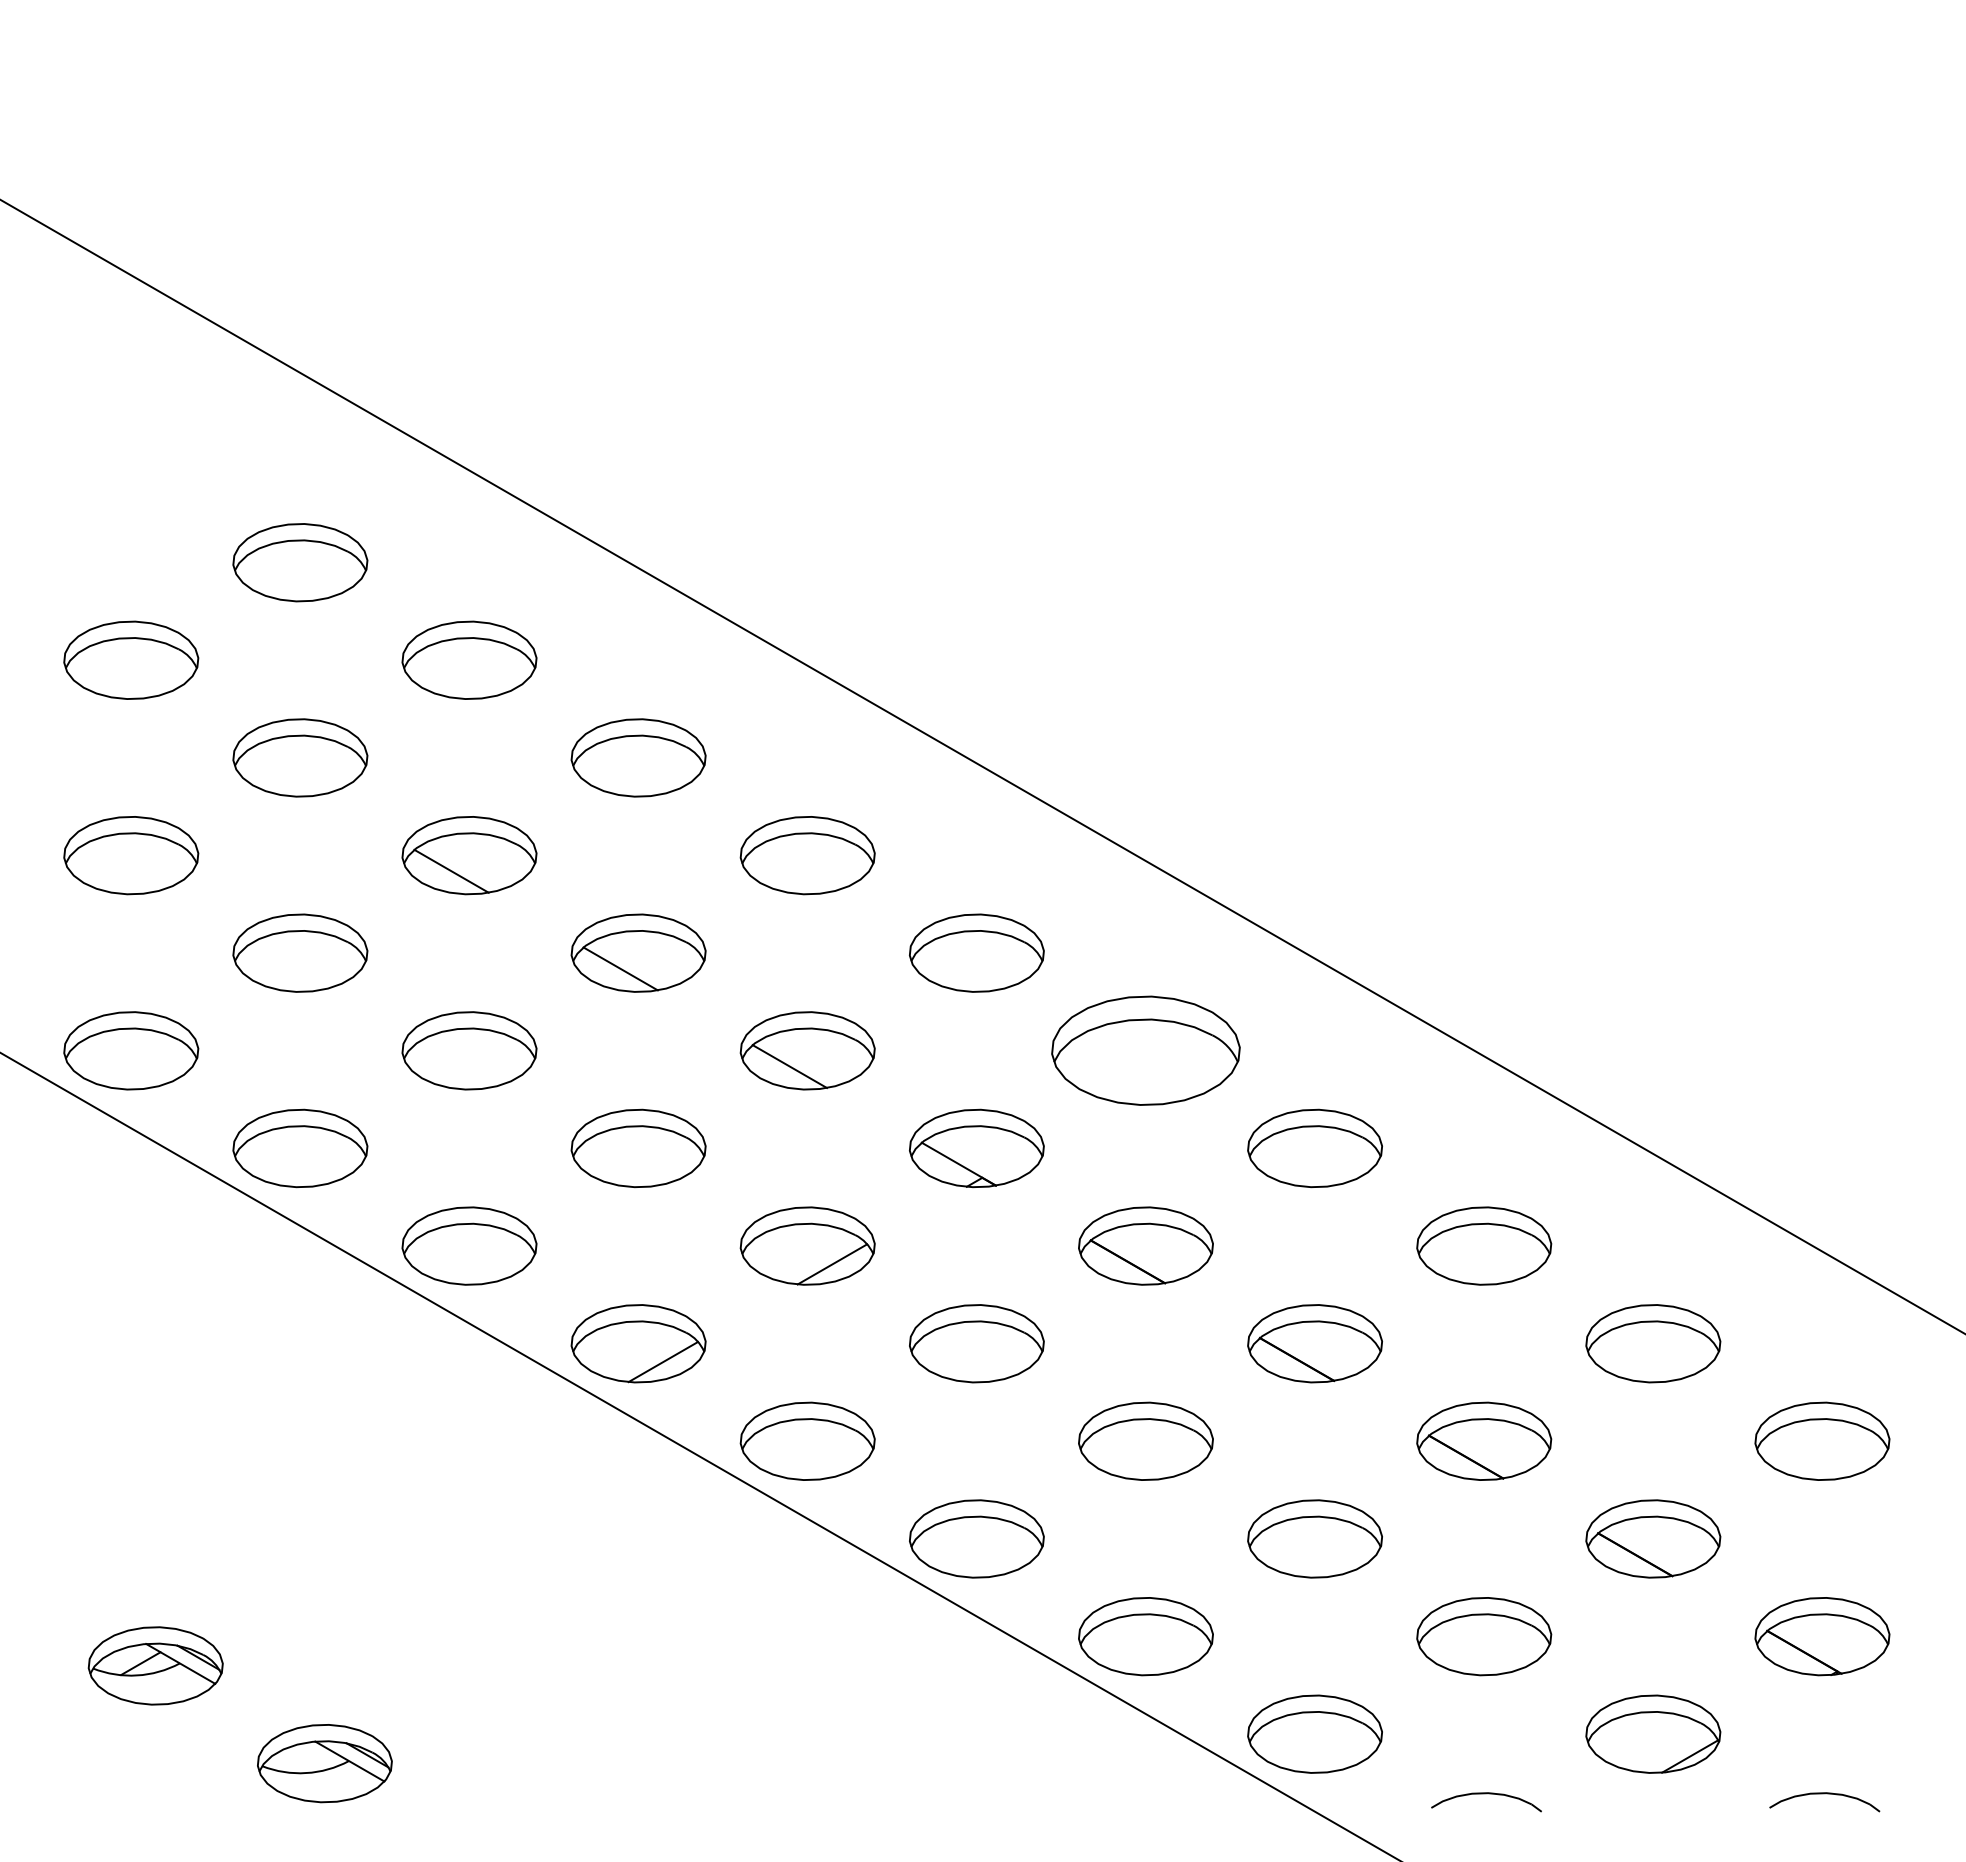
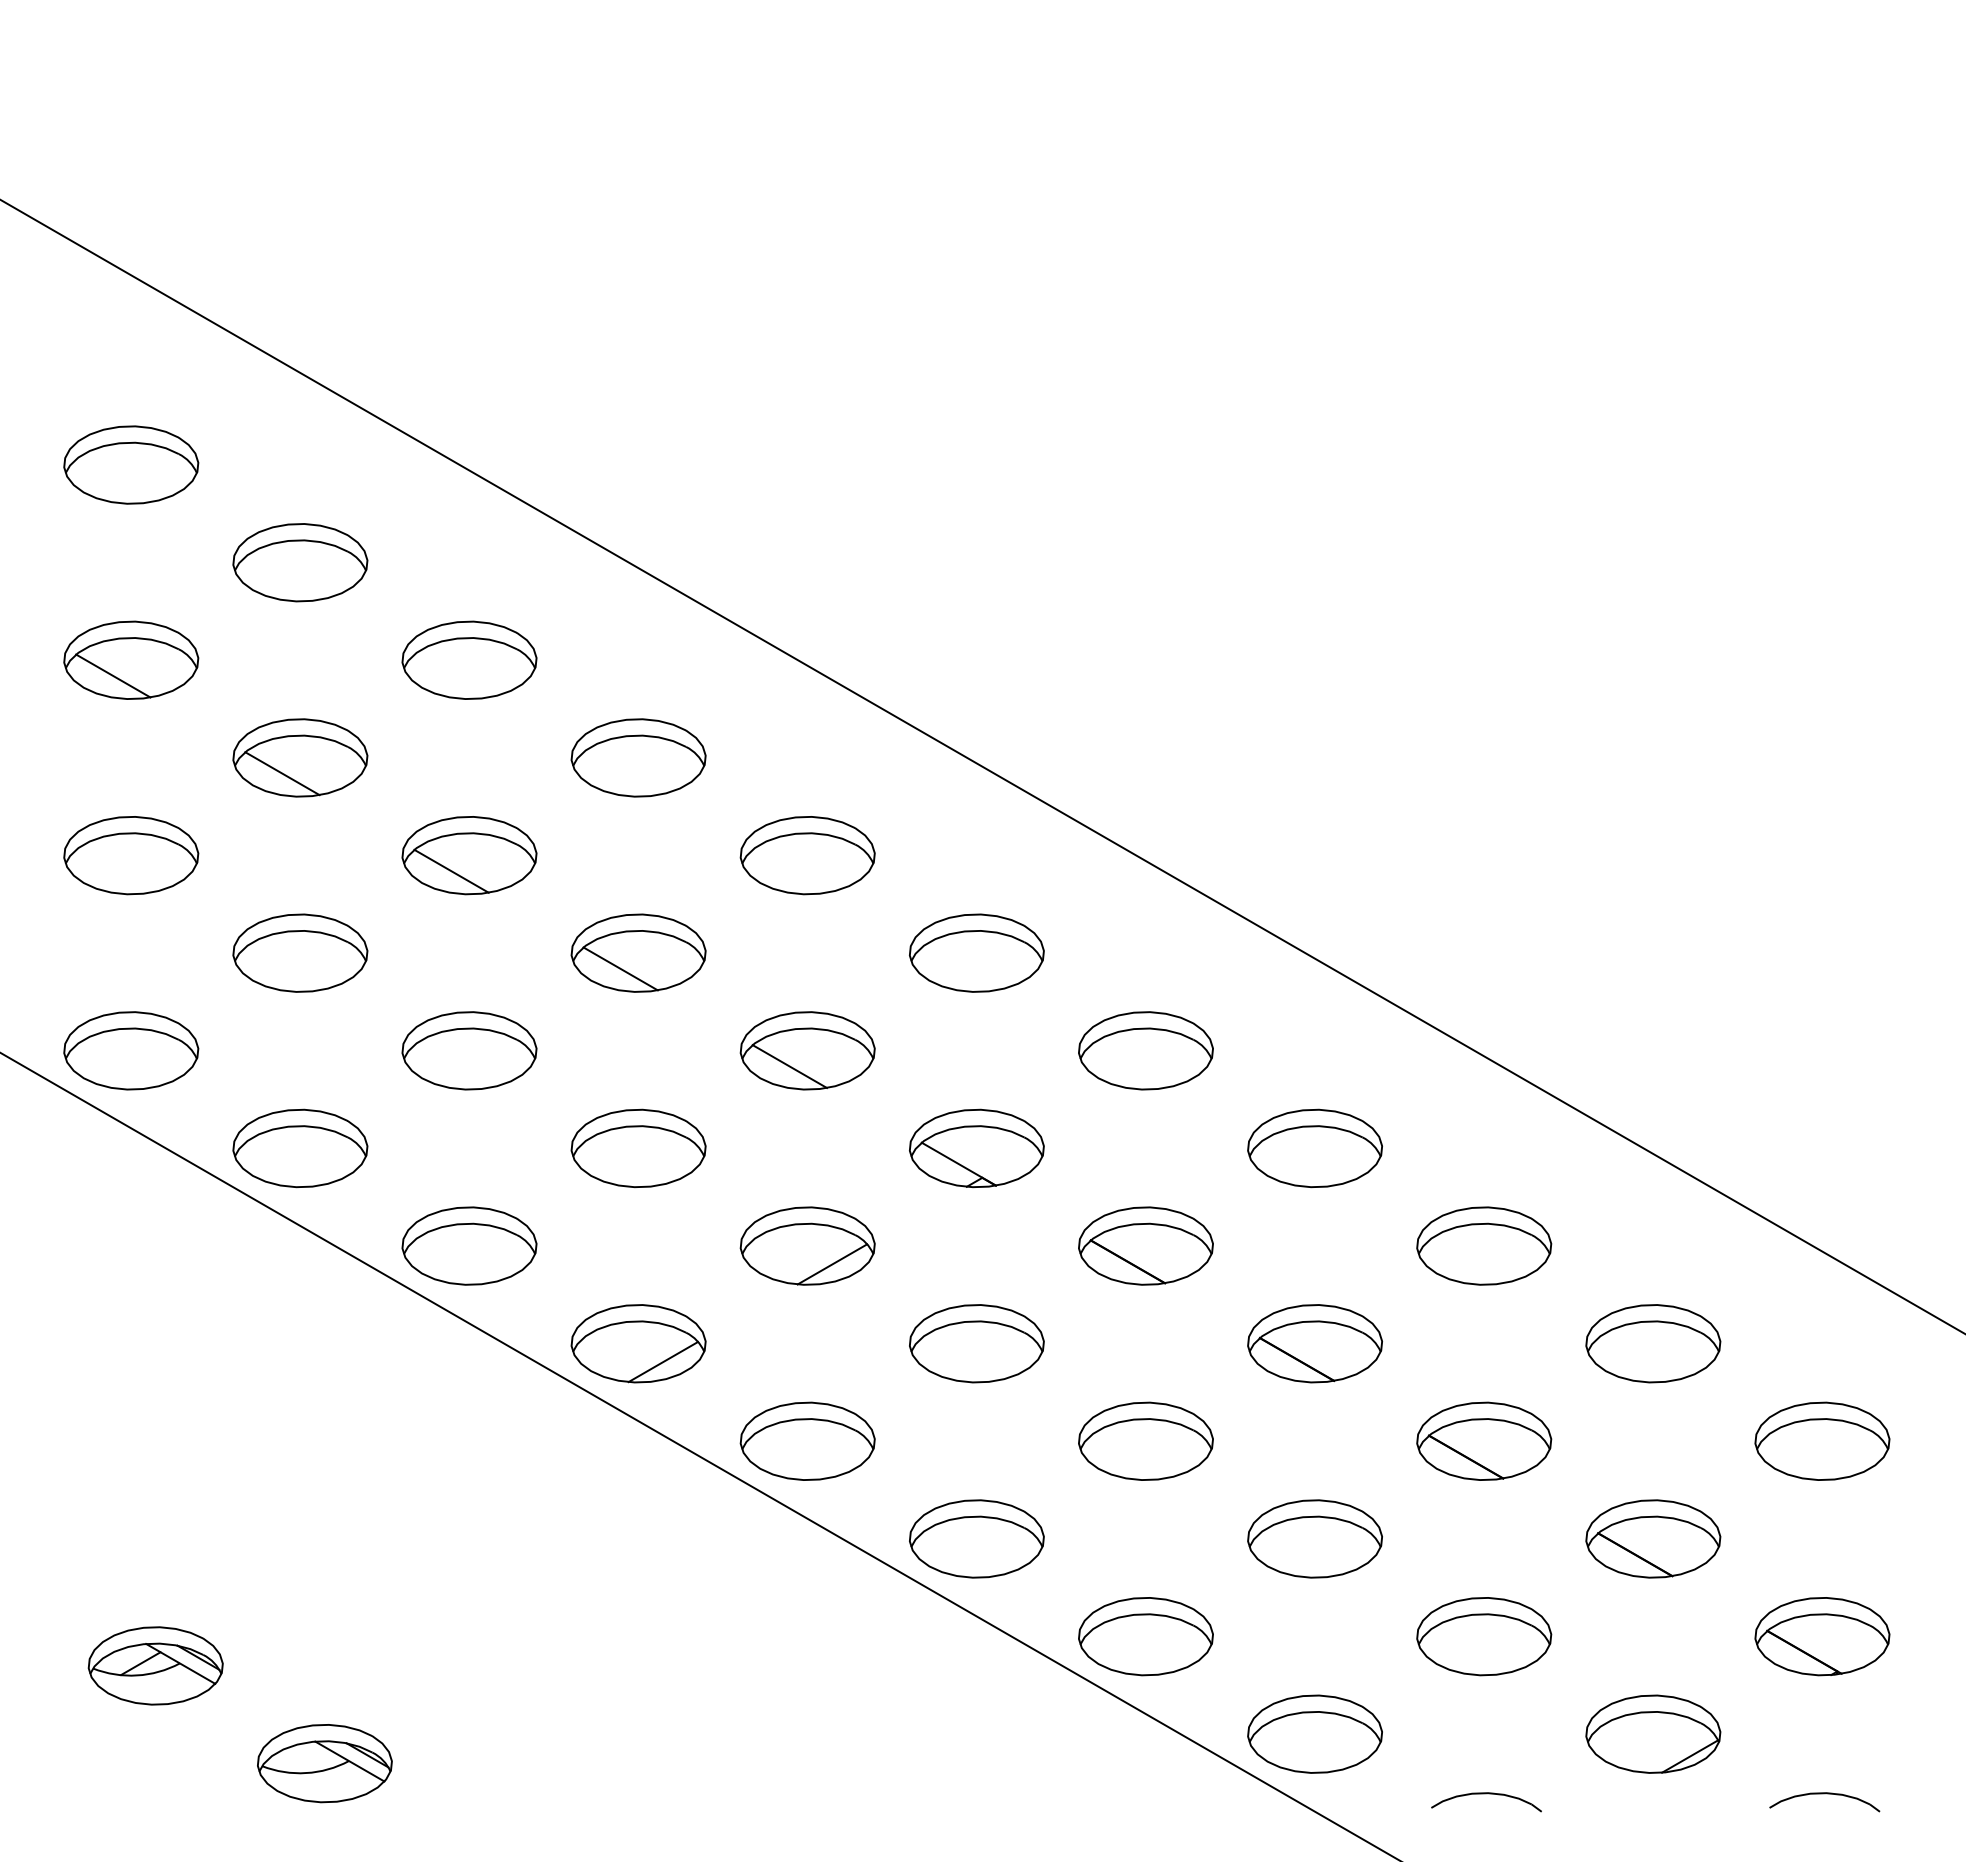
part: none -> present (131, 464)
line: none -> present (113, 675)
line: none -> present (282, 773)
part size: 190x111 px -> 136x80 px (1145, 1050)
